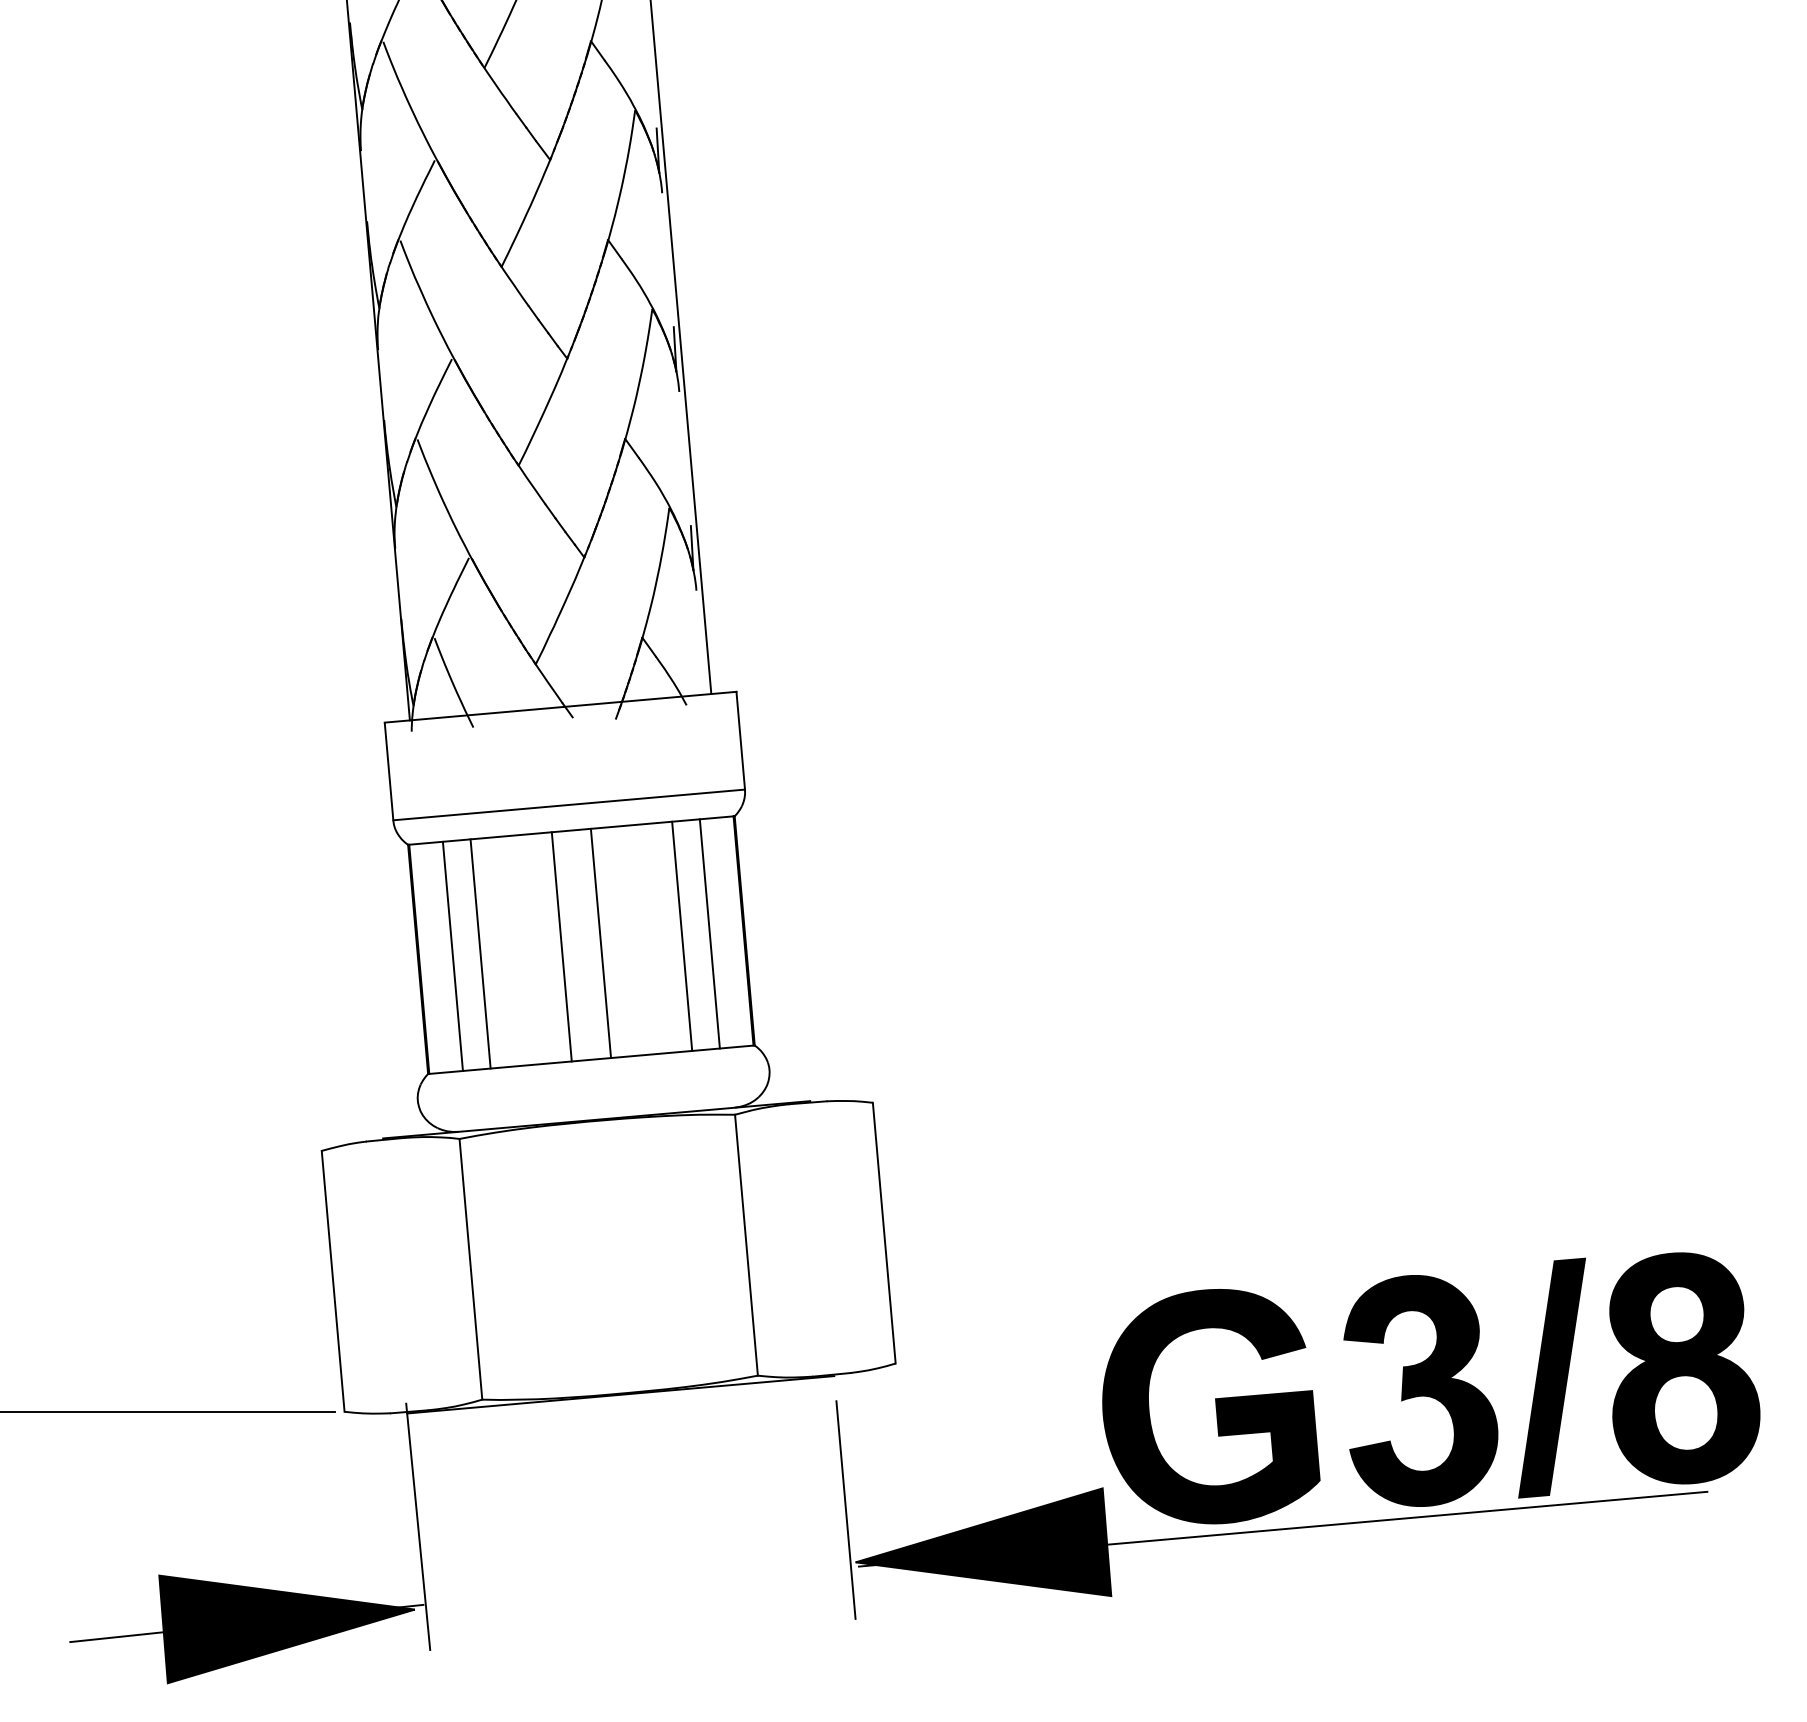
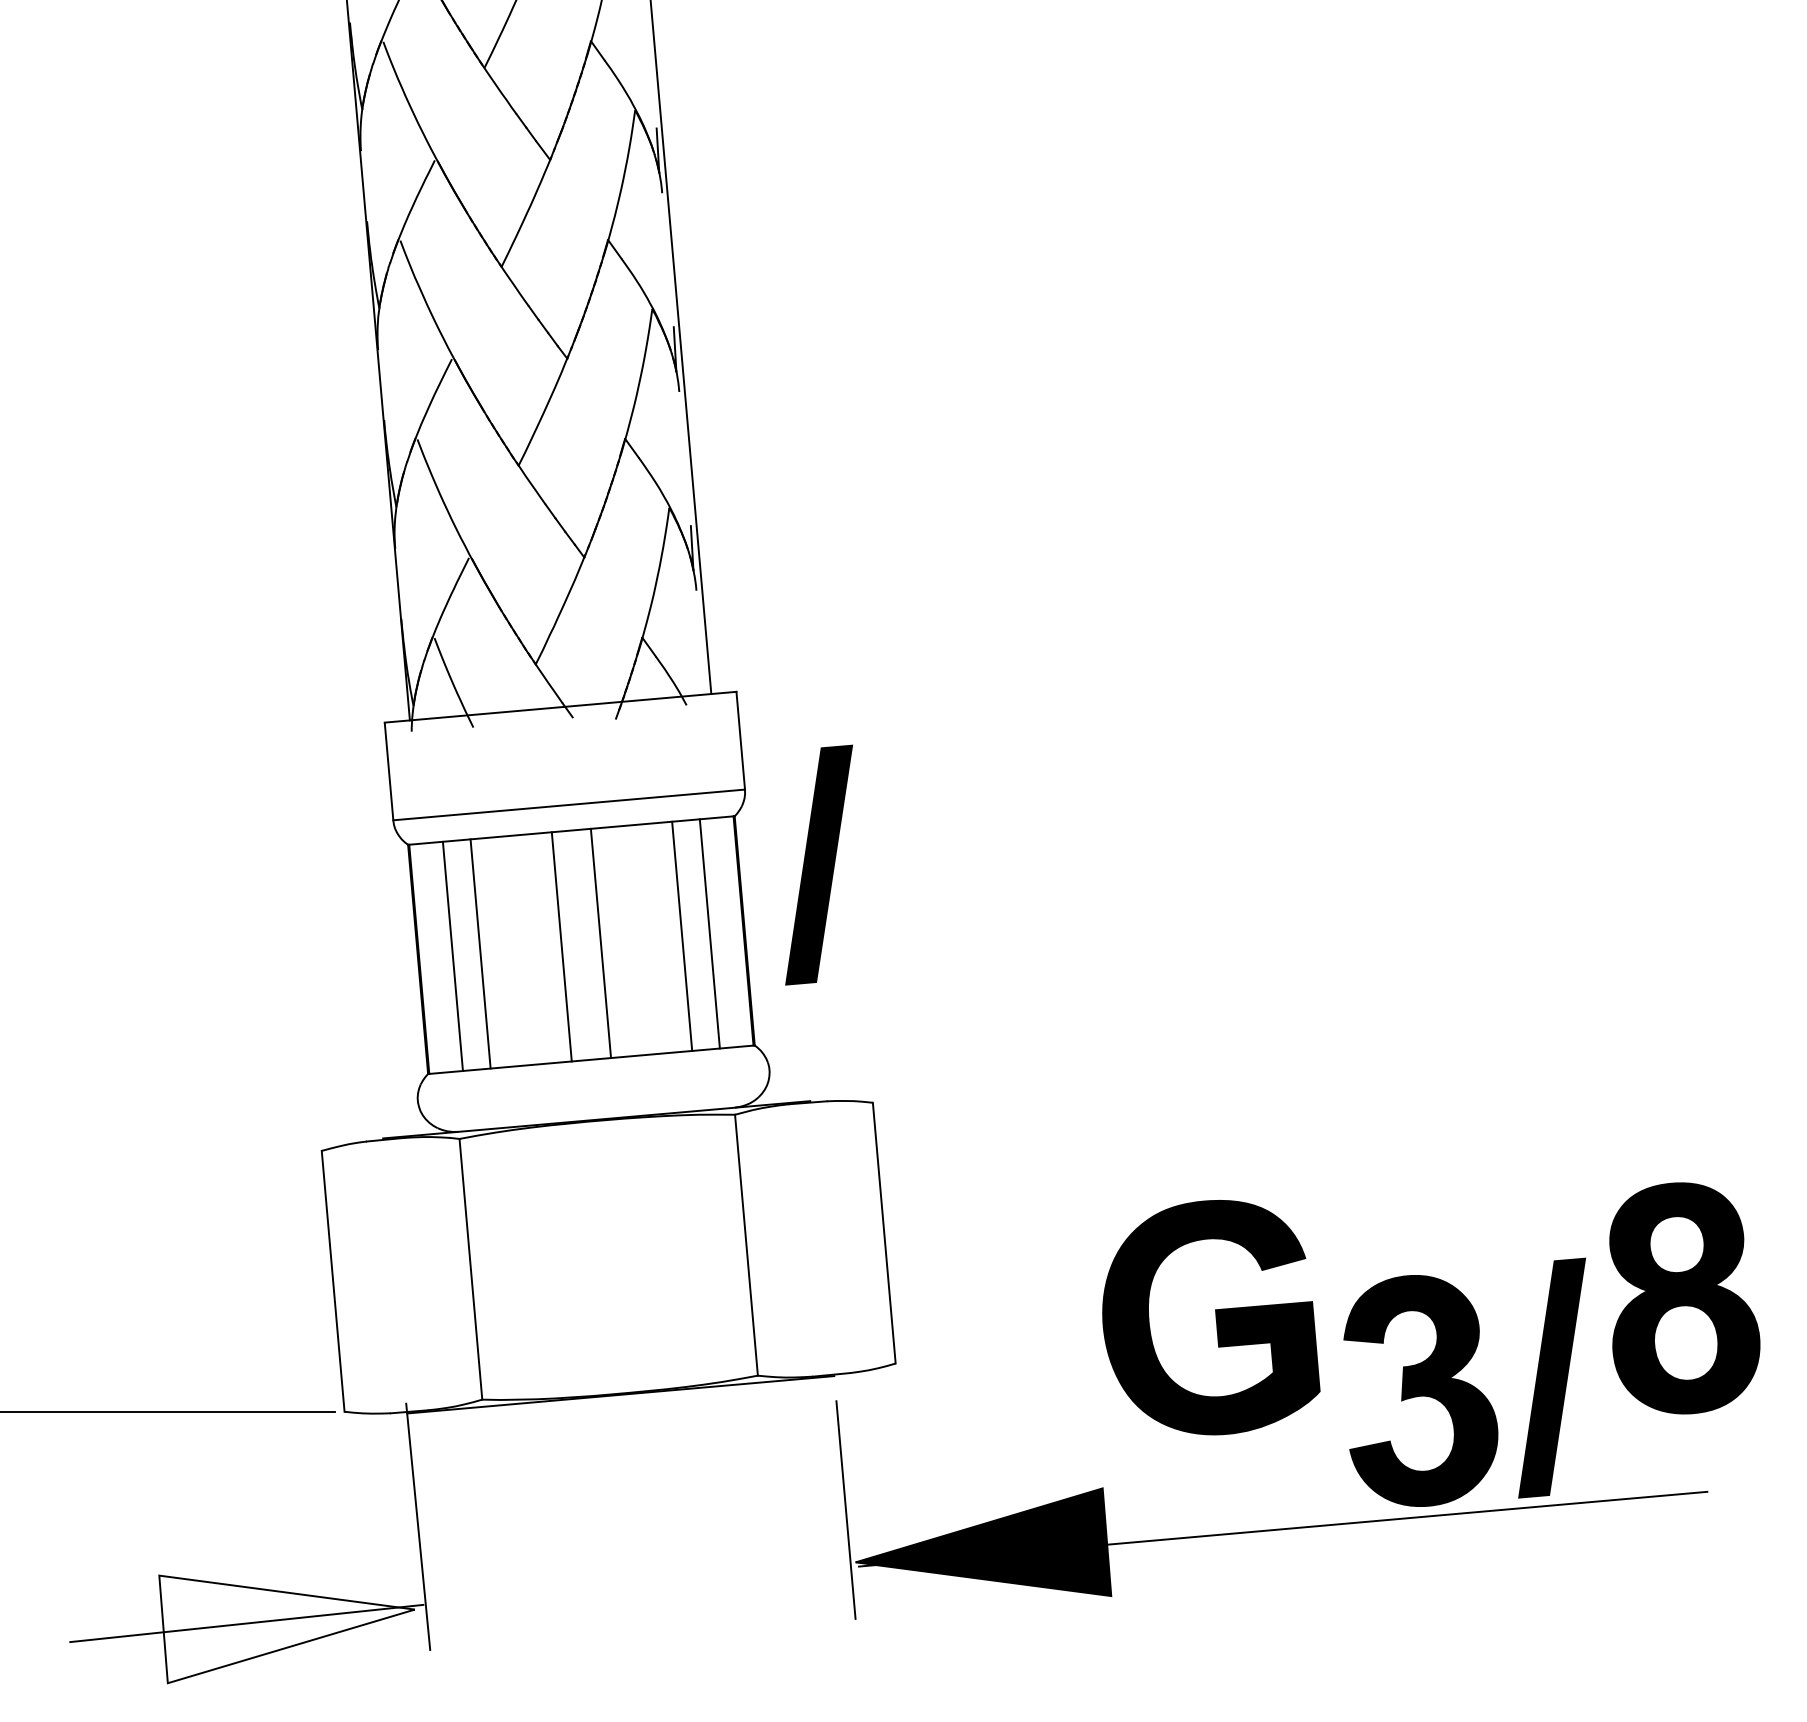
part: none -> present (818, 864)
part position: (1684, 1368) -> (1684, 1298) (1684, 1298)
part position: (1211, 1406) -> (1211, 1317) (1211, 1317)
fill: present -> none (286, 1629)
